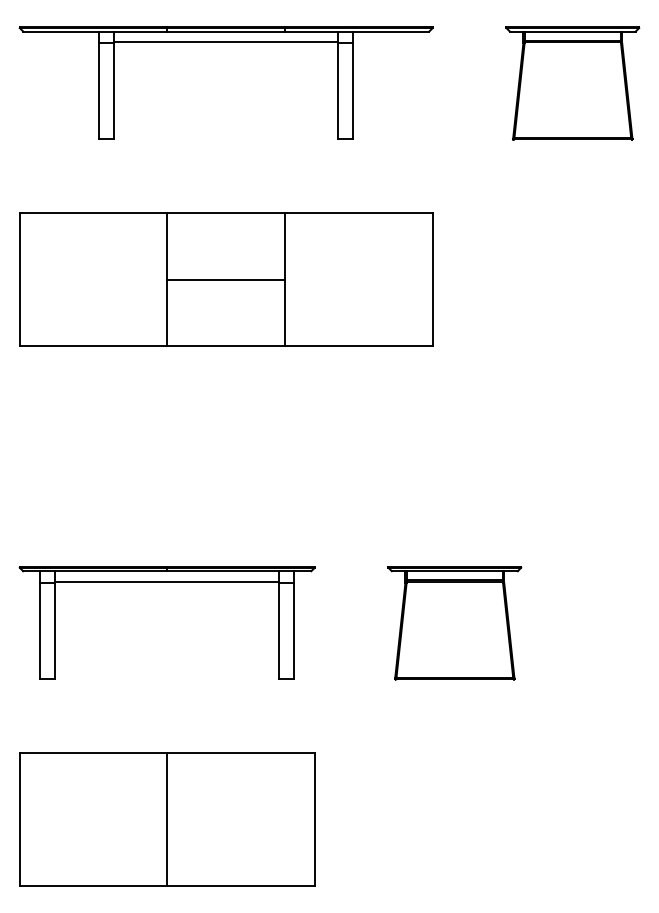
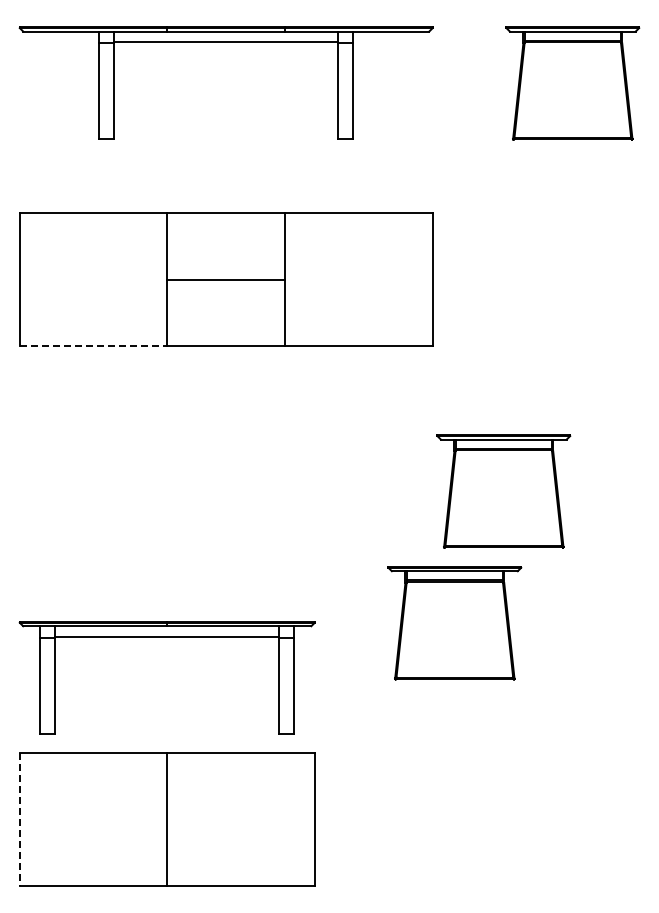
line: solid -> dashed (93, 345)
part: none -> present (503, 491)
part position: (166, 582) -> (166, 637) (166, 637)
line: solid -> dashed (19, 819)
